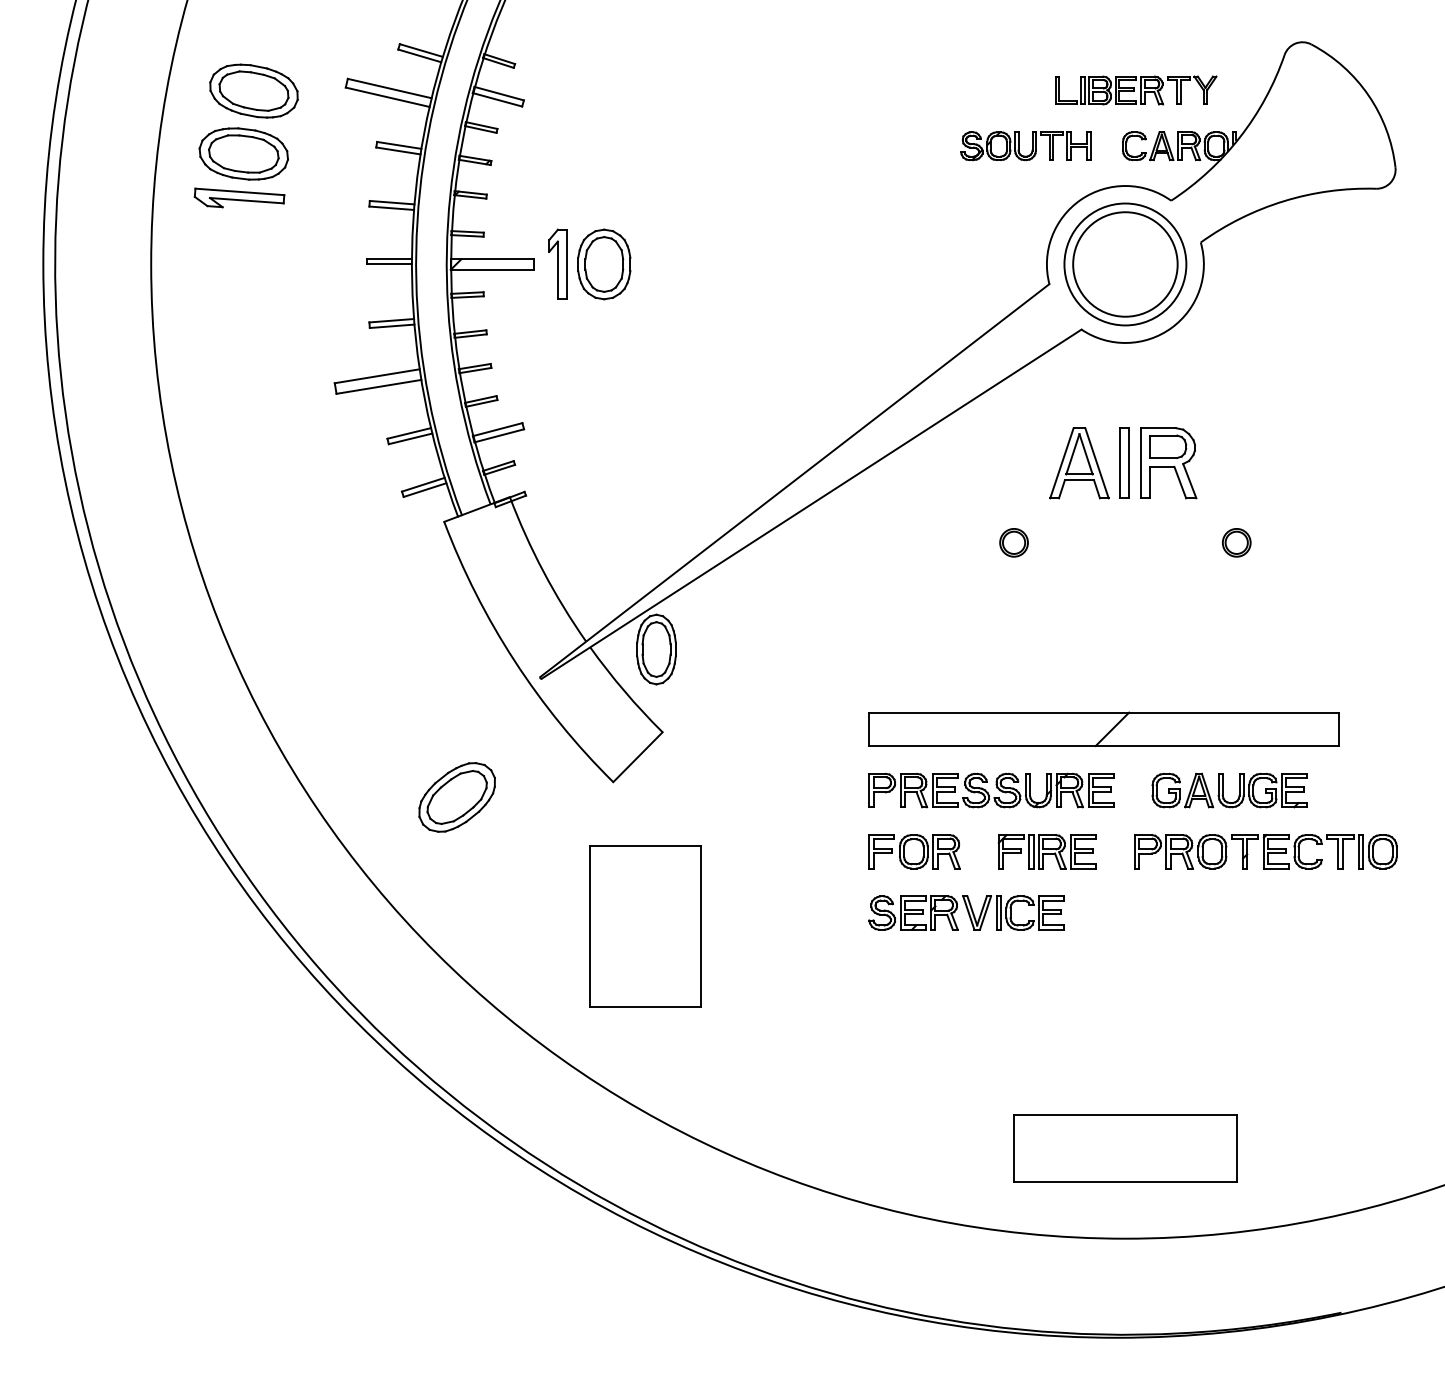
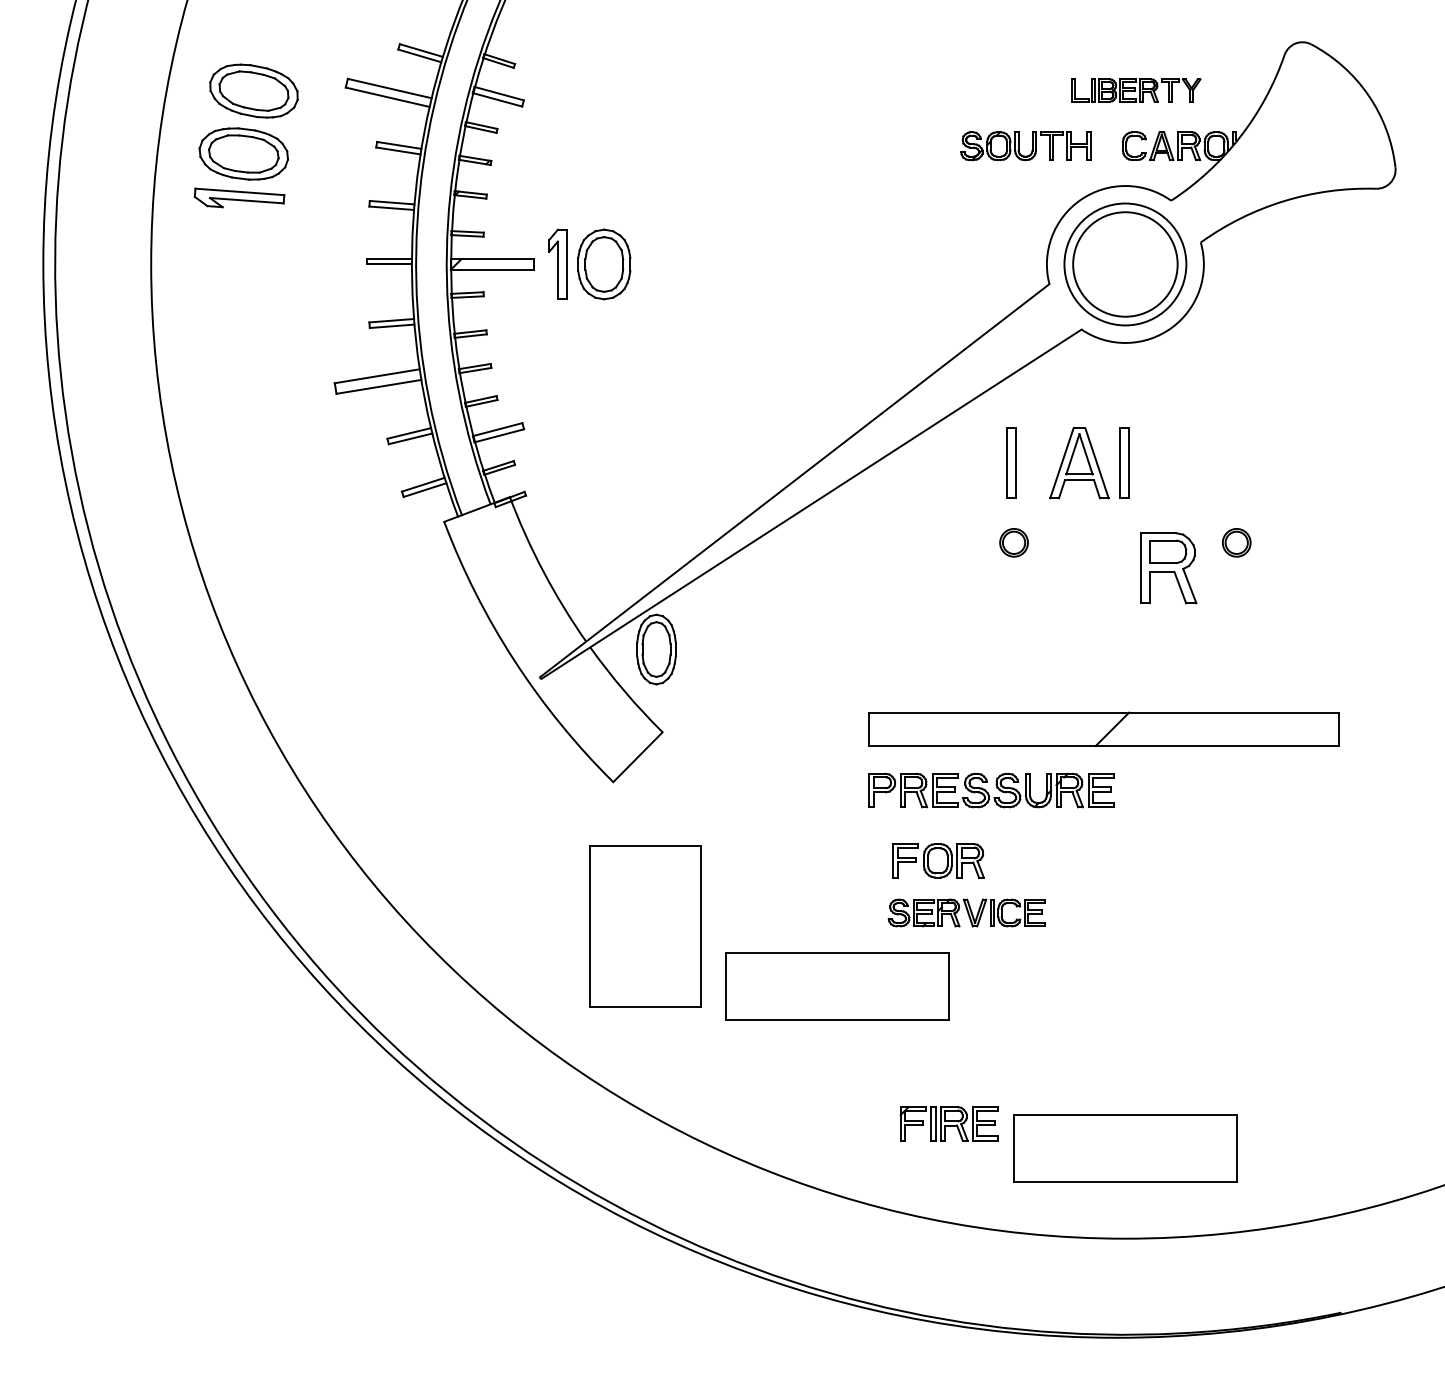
part size: 163x31 px -> 131x25 px (1136, 90)
part: none -> present (1011, 462)
part position: (1168, 463) -> (1168, 568) (1168, 568)
part: present -> none (1229, 790)
part: present -> none (456, 797)
part position: (914, 851) -> (938, 860) (938, 860)
part position: (1046, 851) -> (948, 1123) (948, 1123)
part: present -> none (1265, 851)
part size: 197x36 px -> 159x30 px (966, 912)
part: none -> present (837, 986)
